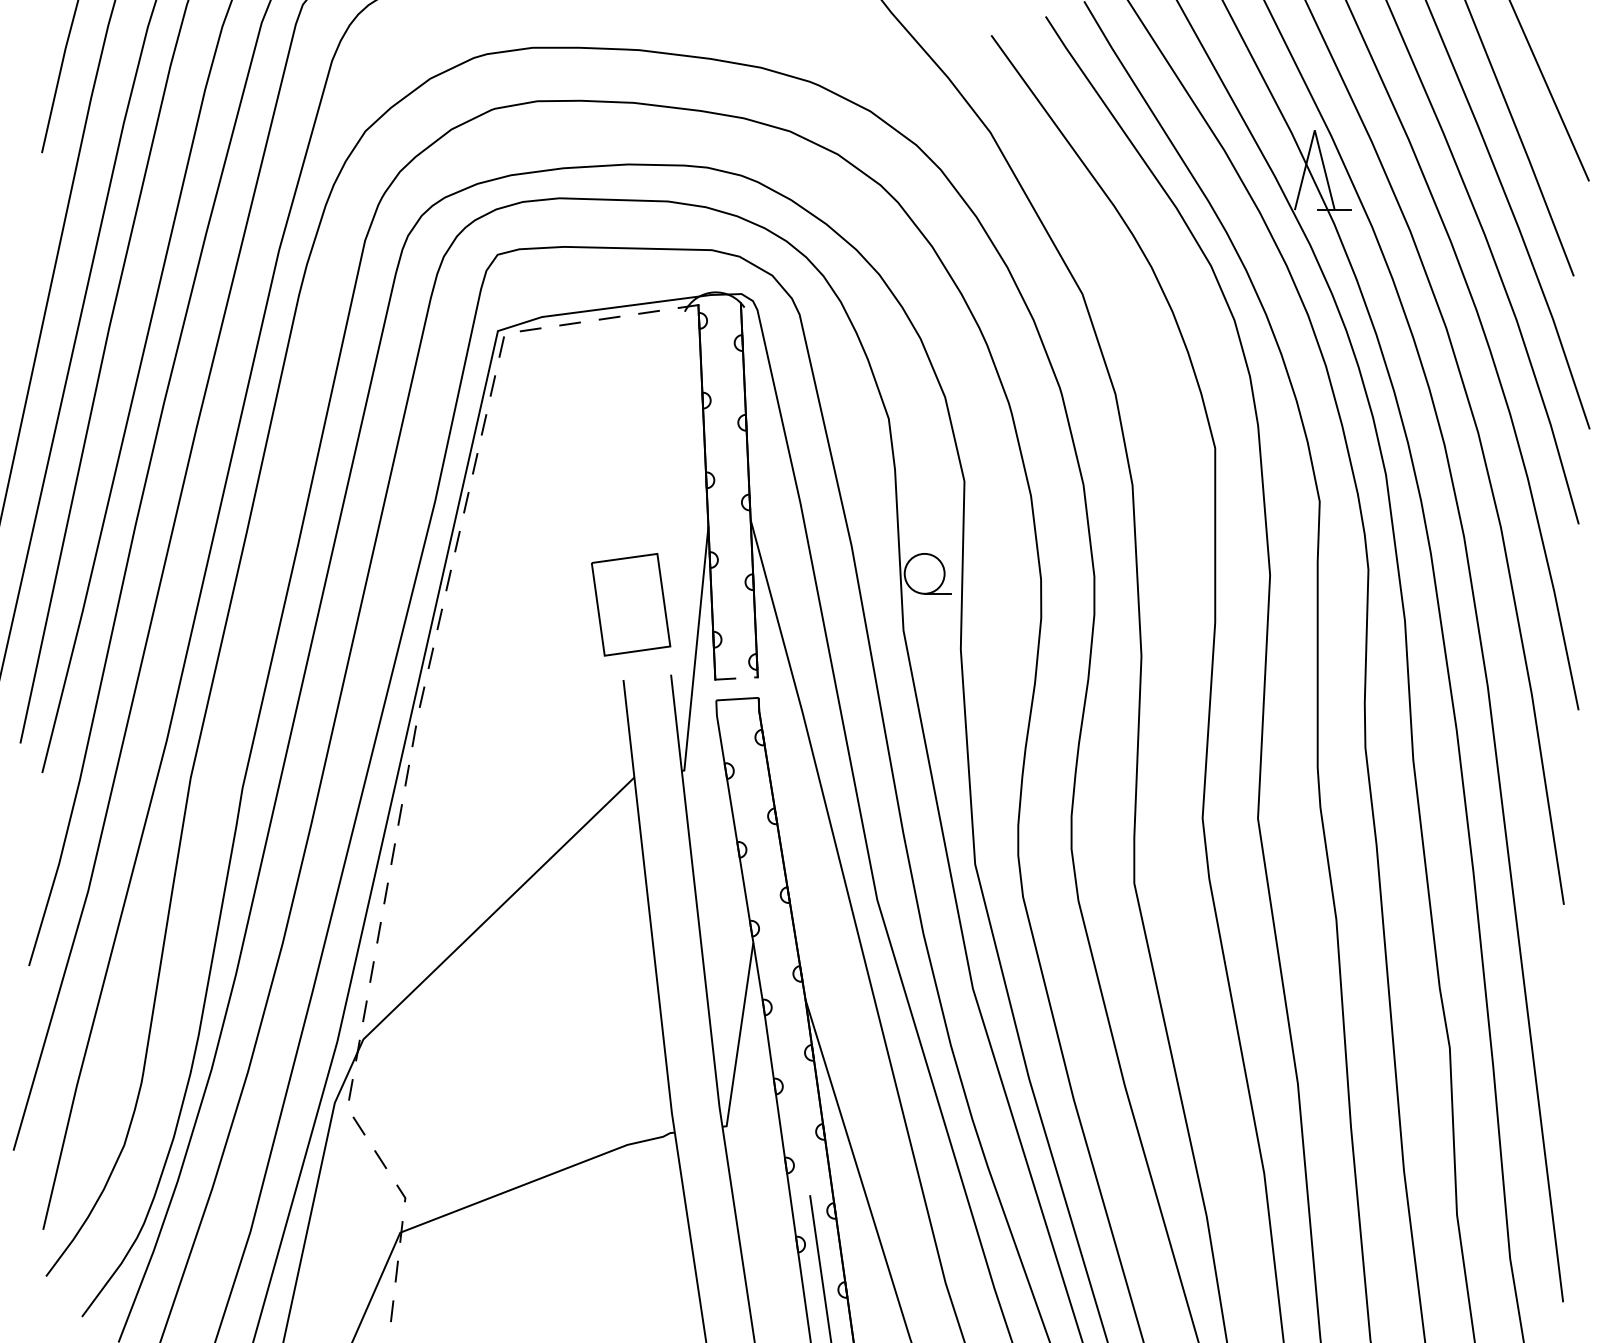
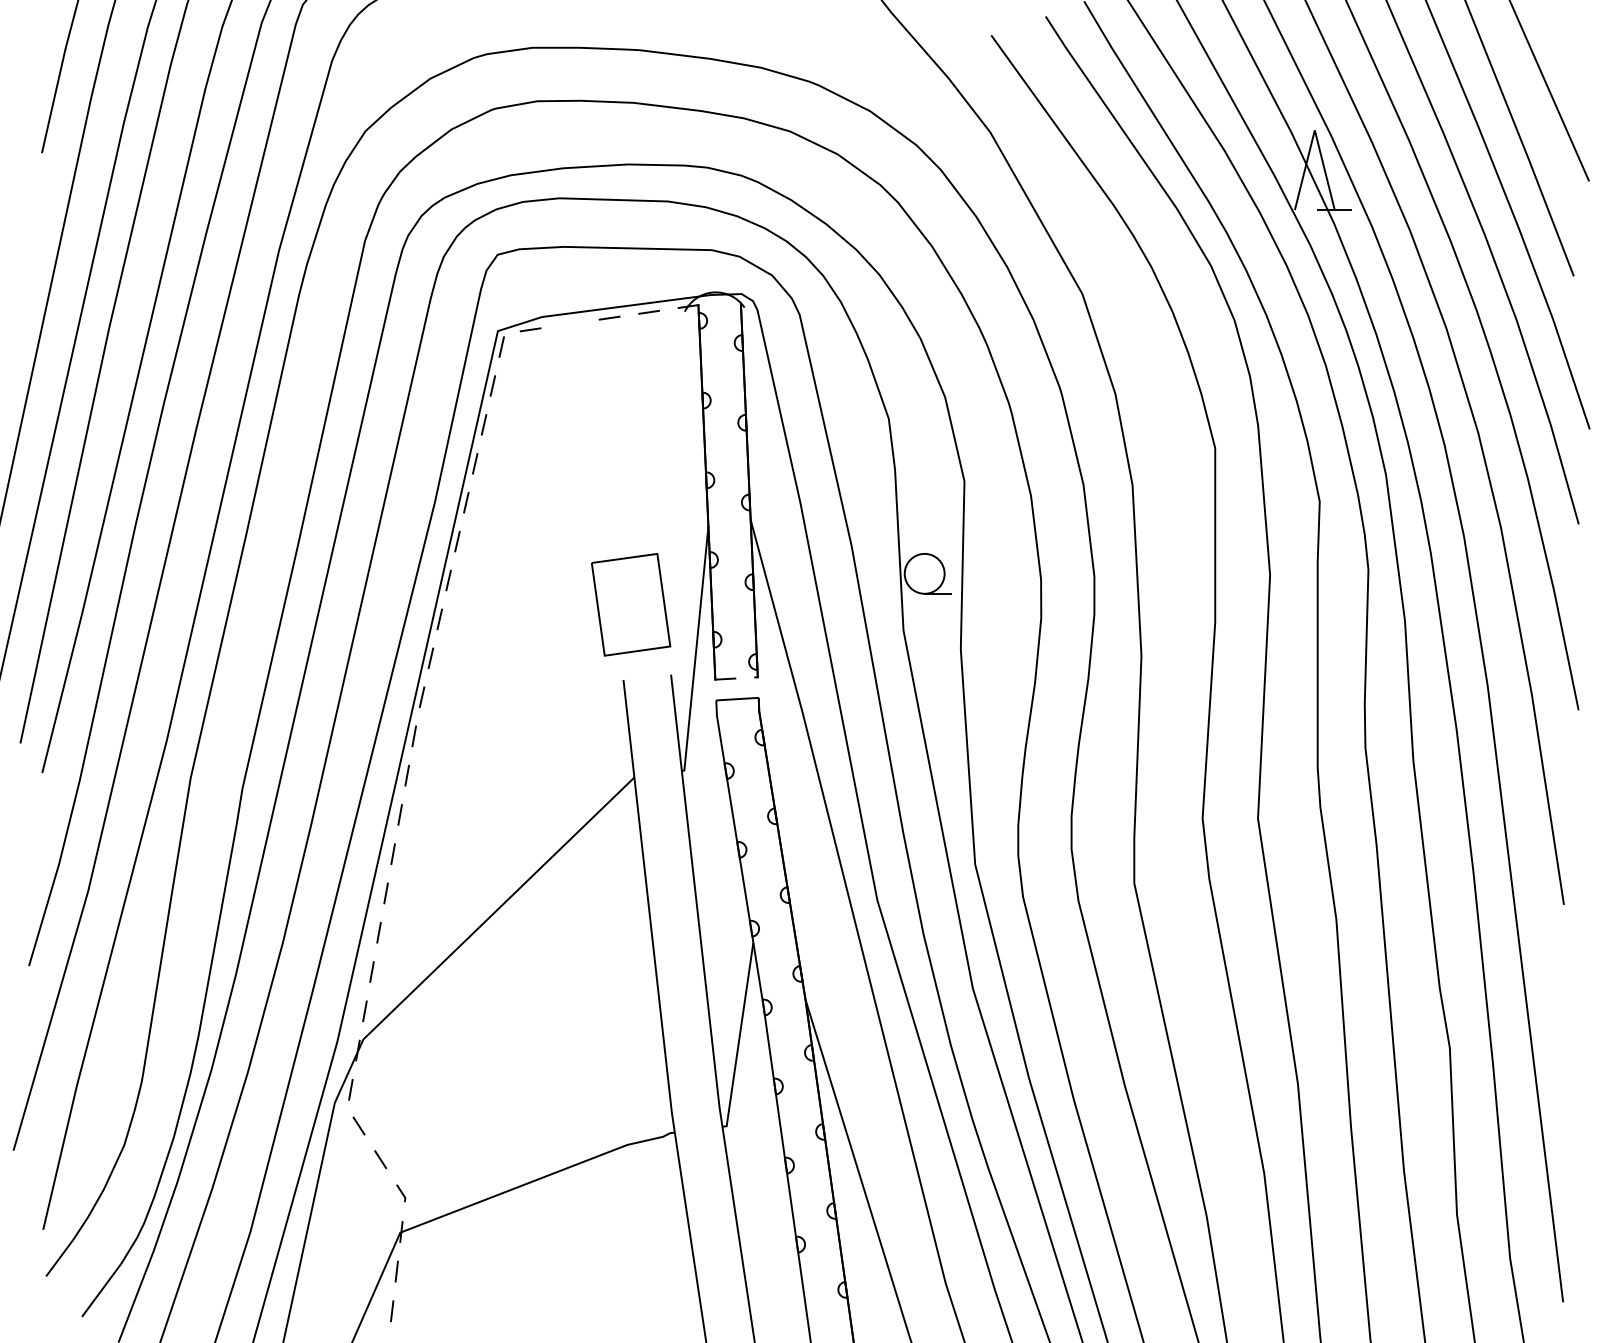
line: present -> none (569, 323)
line: present -> none (820, 1267)
